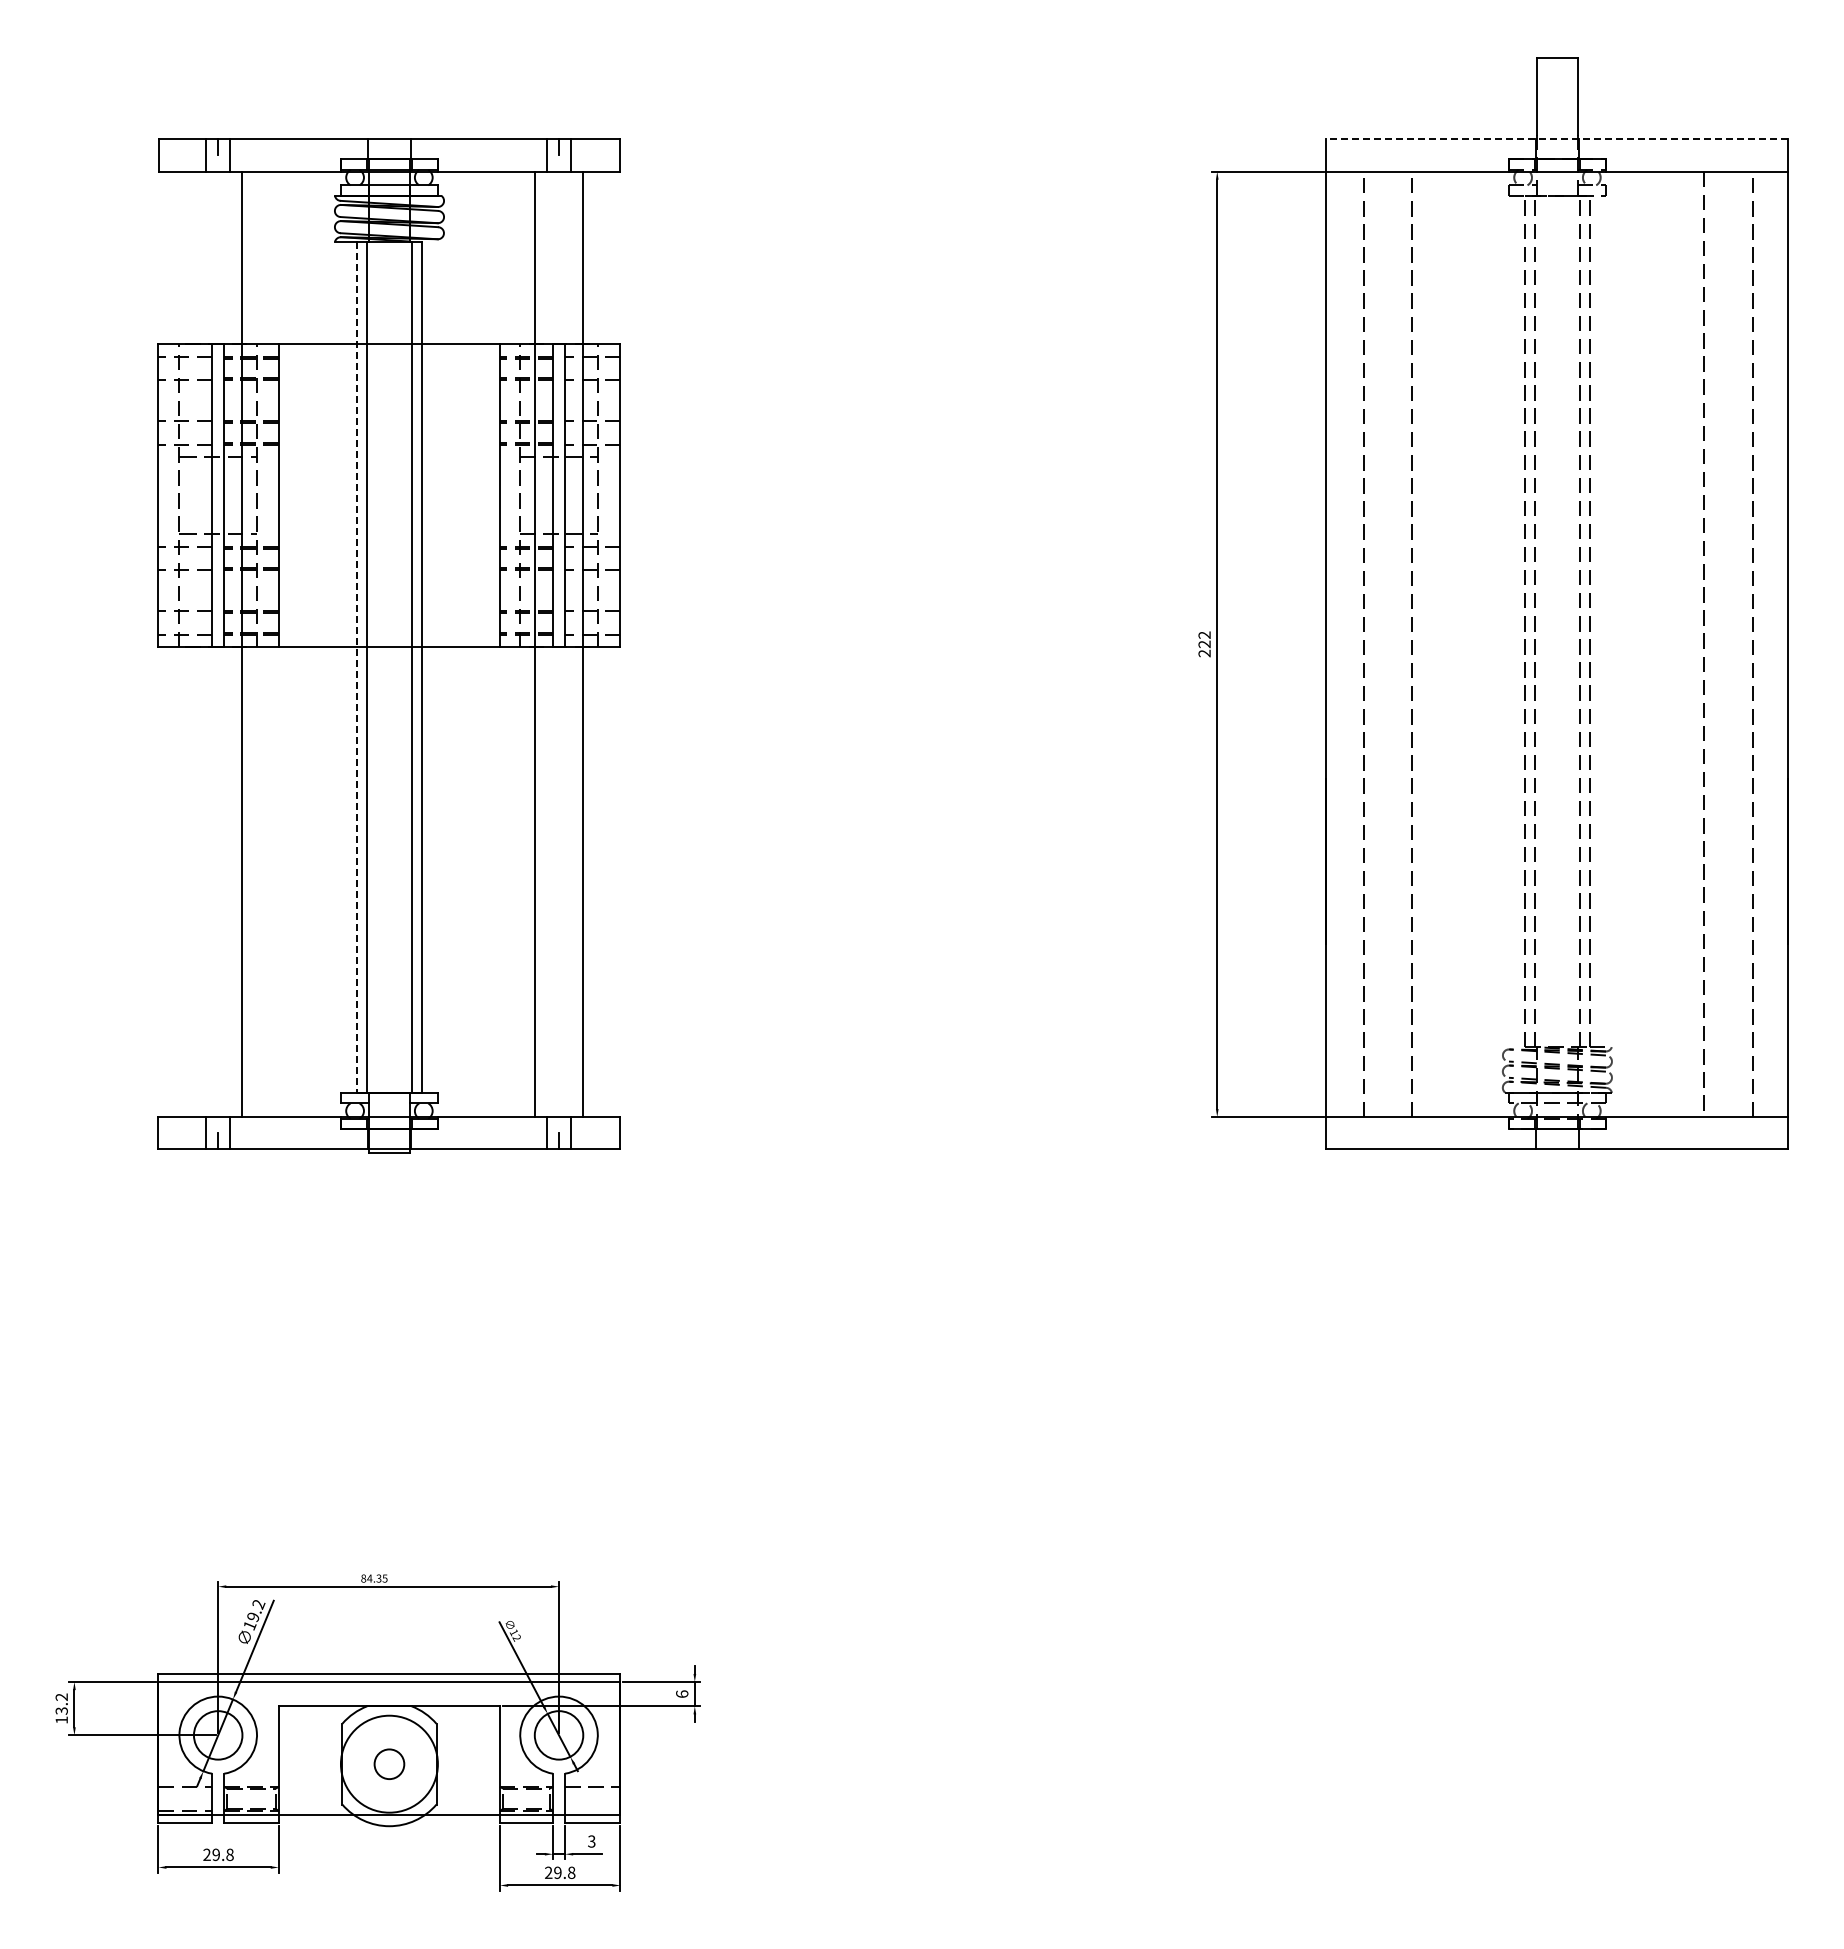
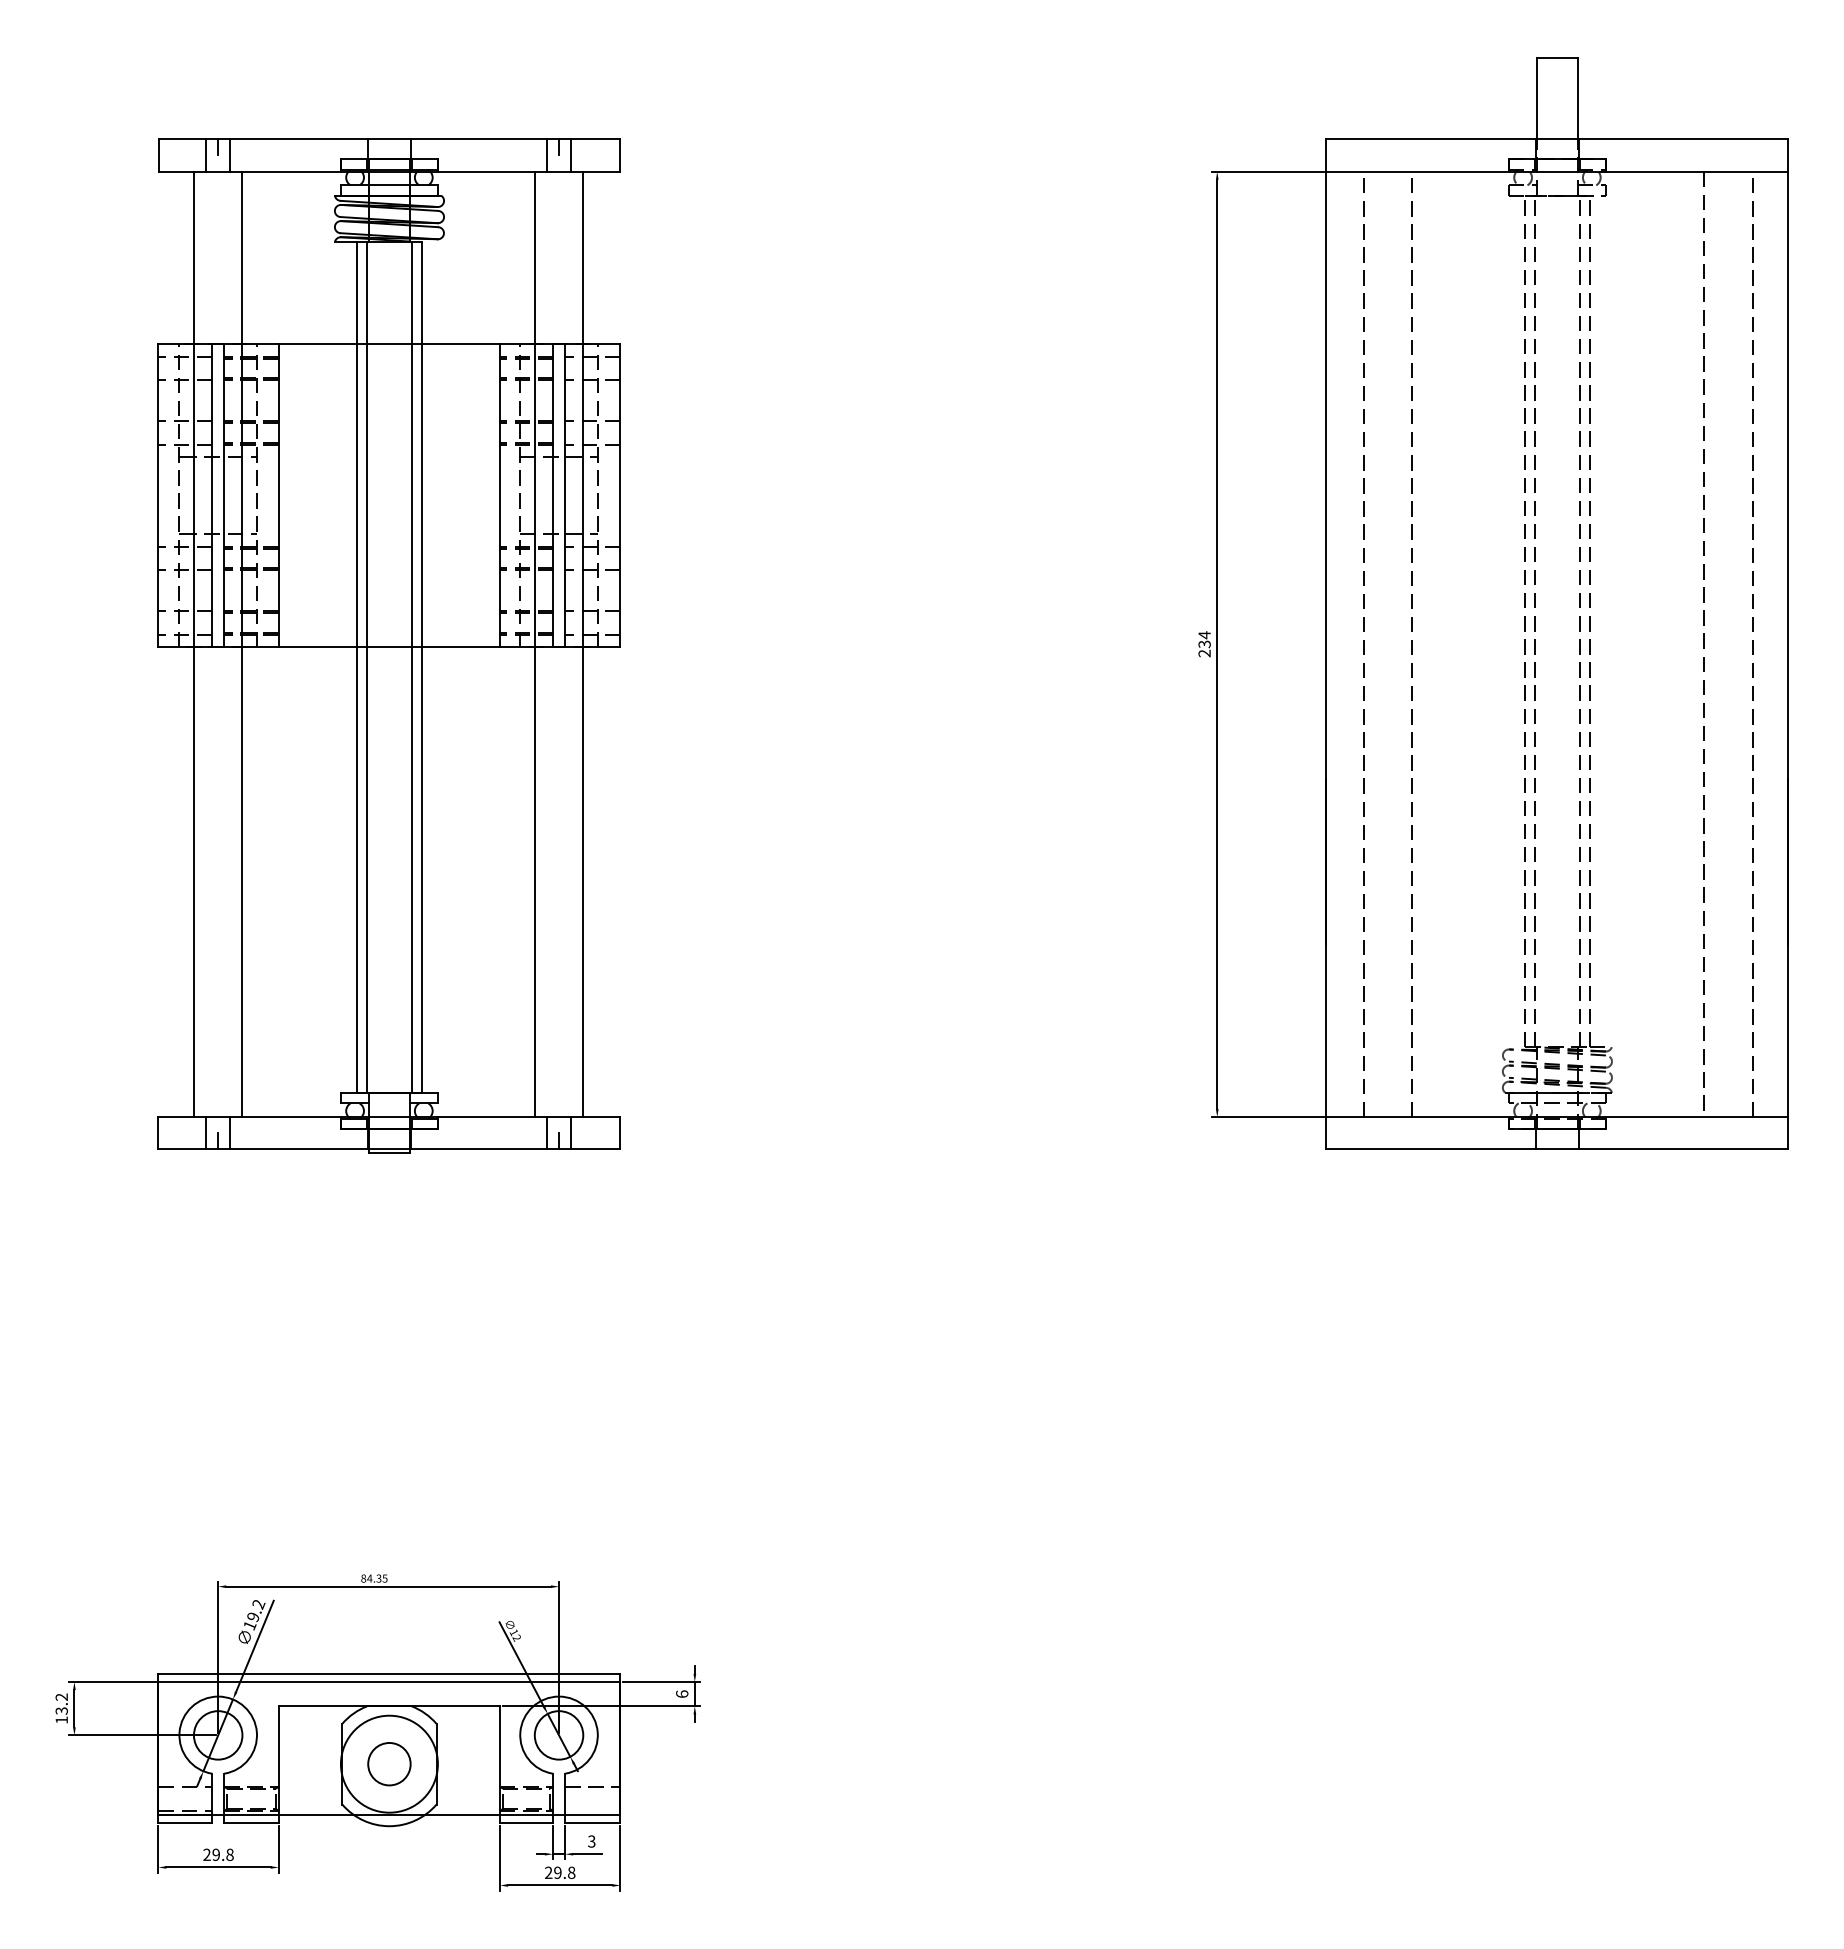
line: dashed -> solid (1556, 139)
text: 222 -> 234 (1204, 639)
line: none -> present (193, 644)
line: dashed -> solid (357, 667)
circle size: 33x32 px -> 45x45 px (389, 1764)
